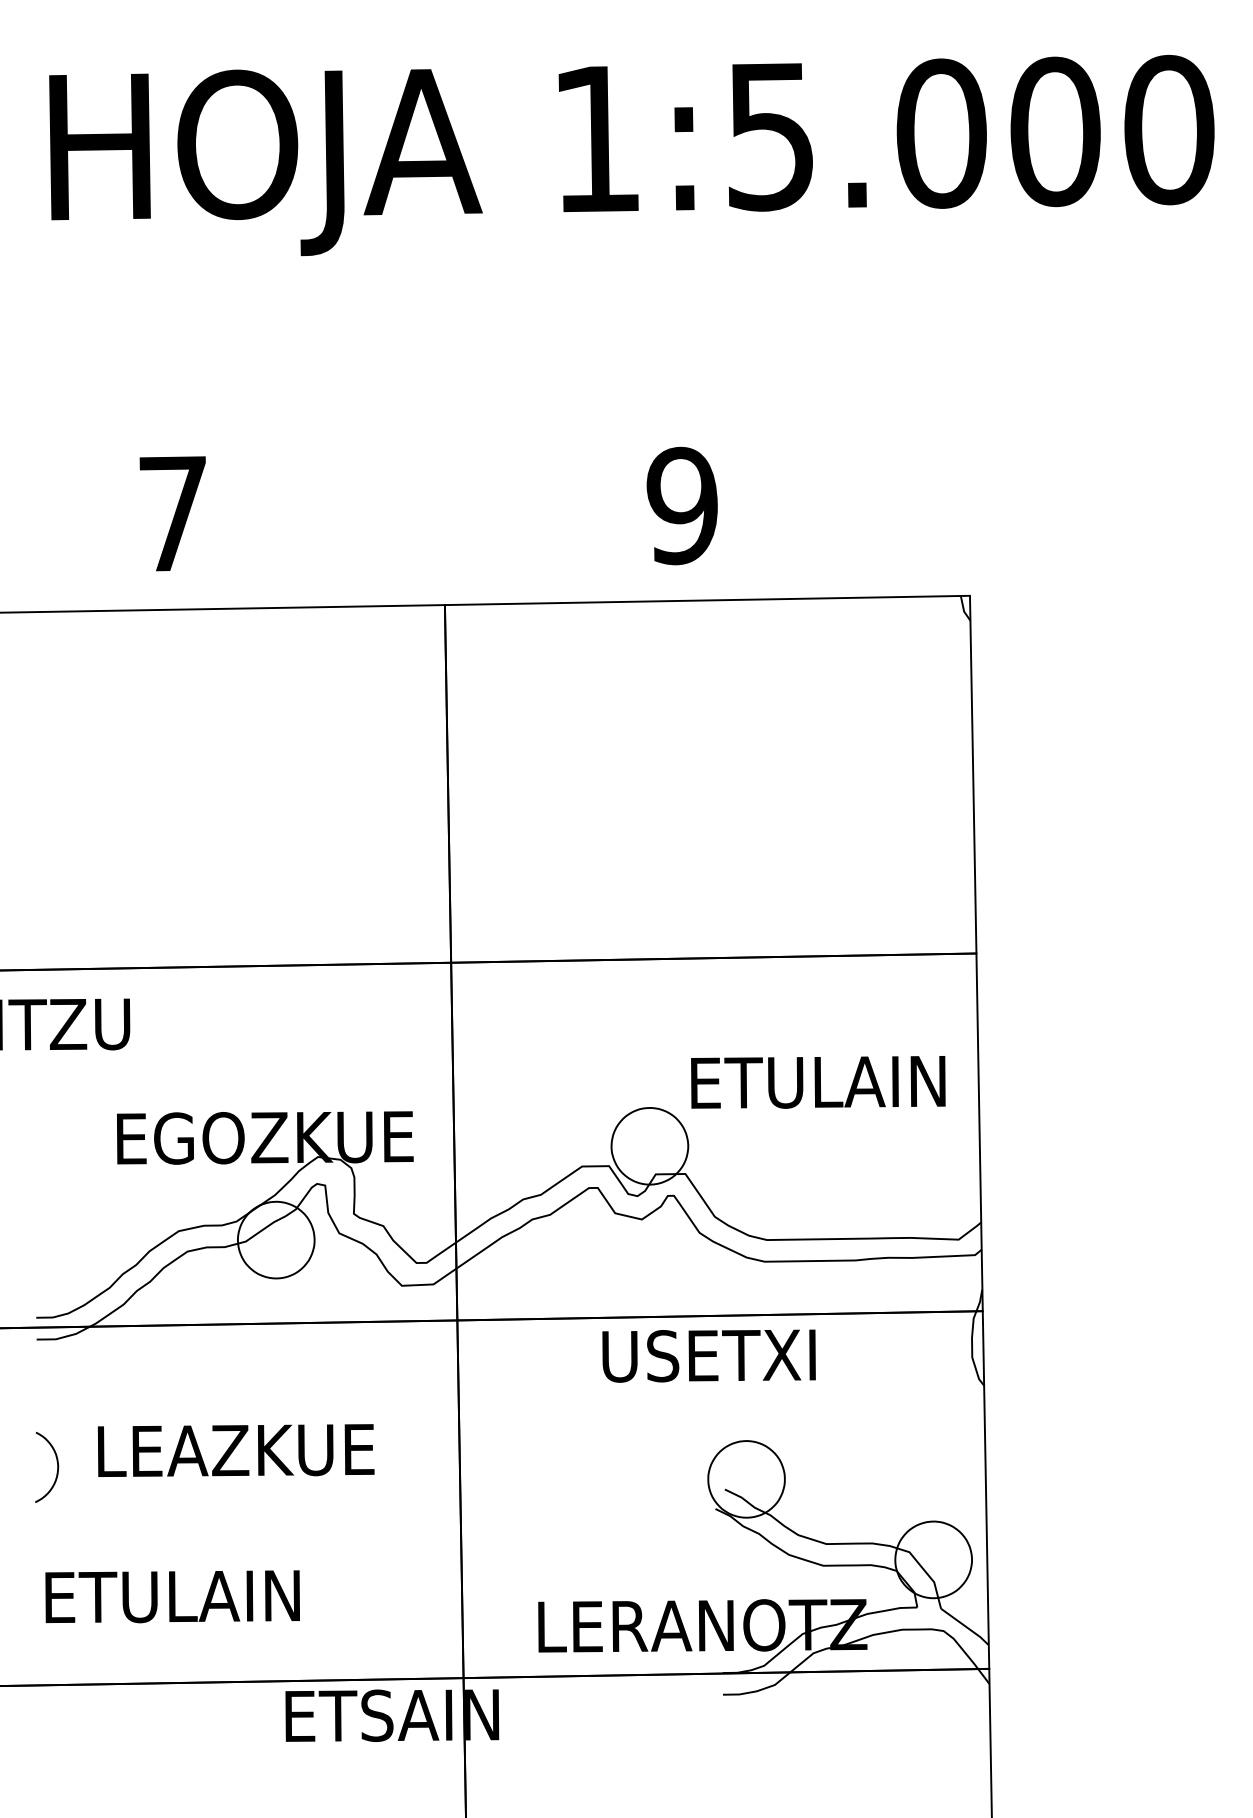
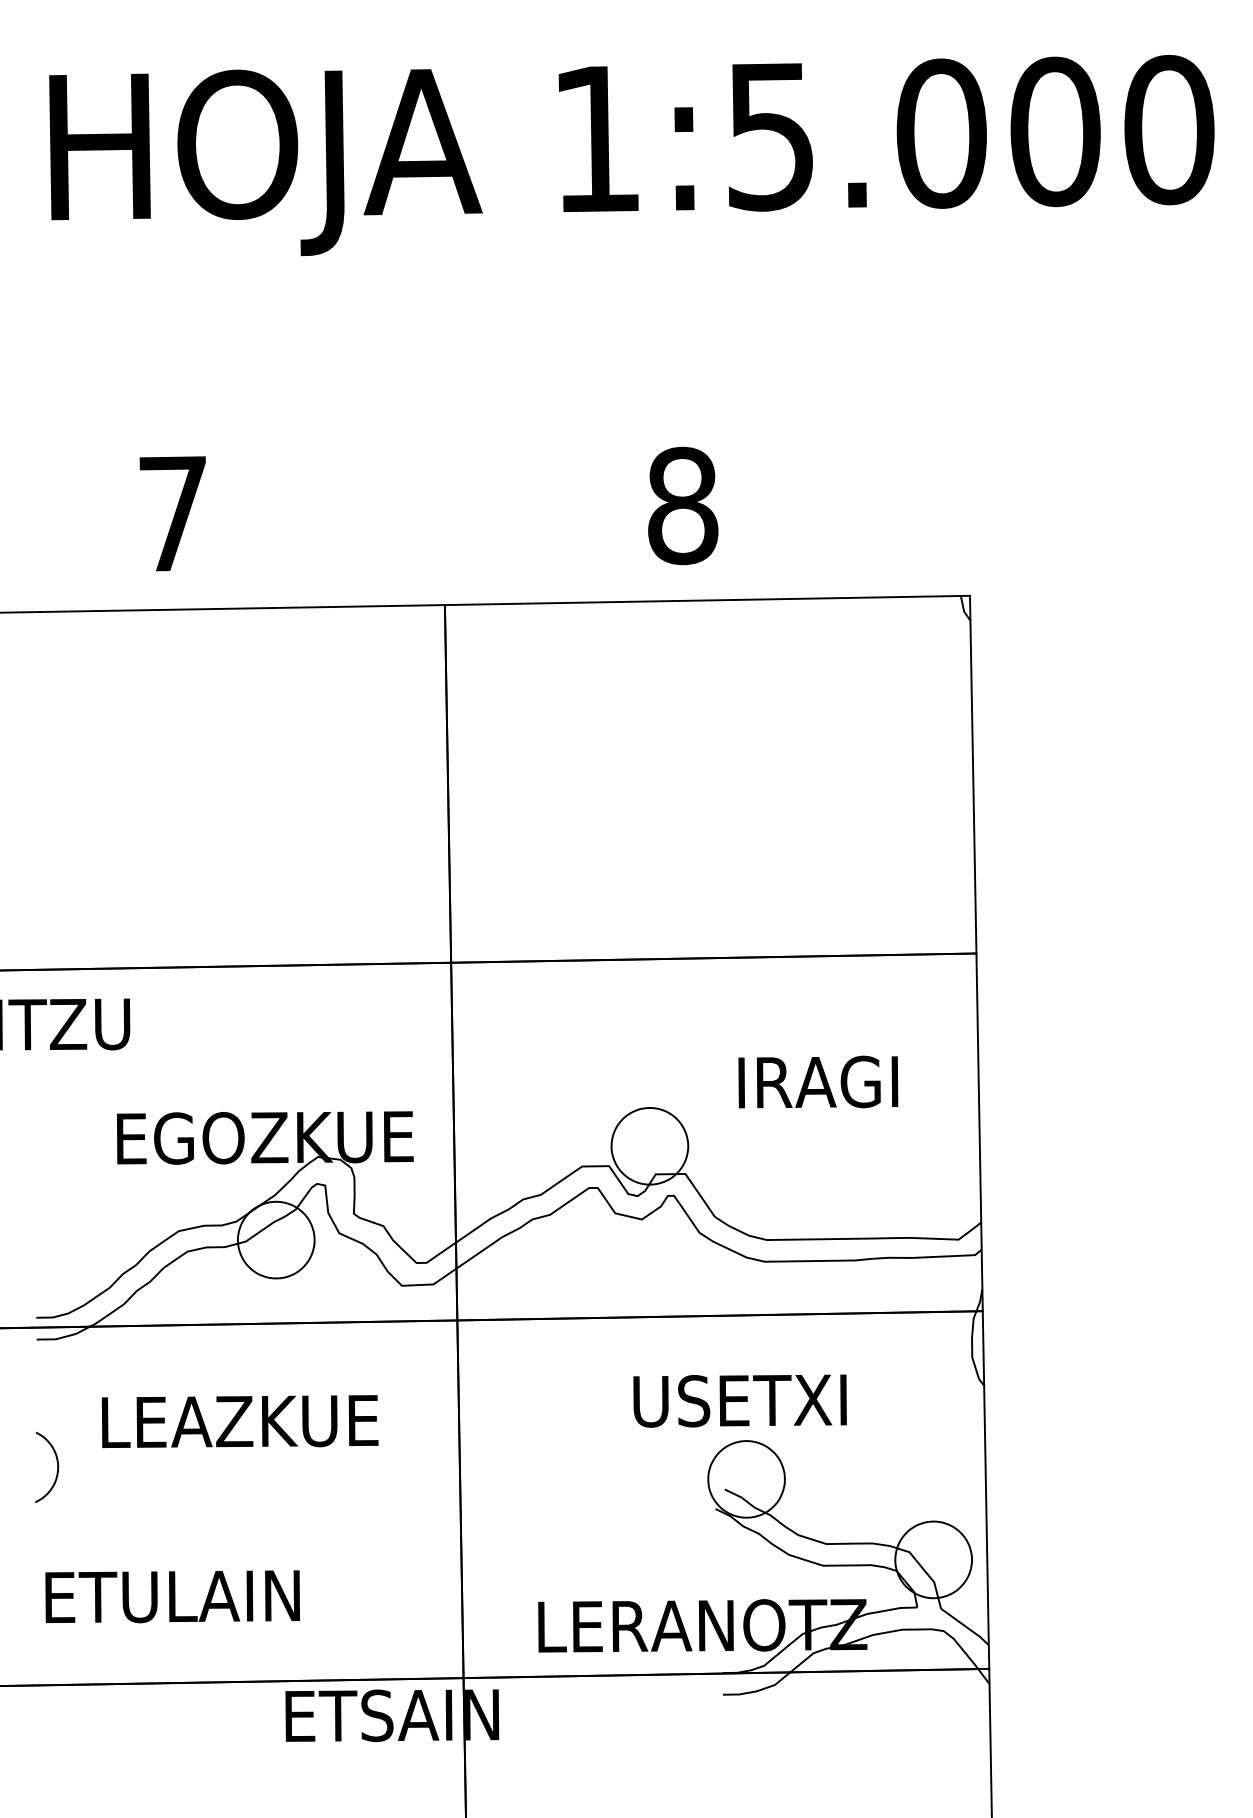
text: 9 -> 8 (682, 505)
text: ETULAIN -> IRAGI (818, 1081)
text position: (708, 1355) -> (739, 1400) (739, 1400)
text position: (235, 1450) -> (239, 1421) (239, 1421)
